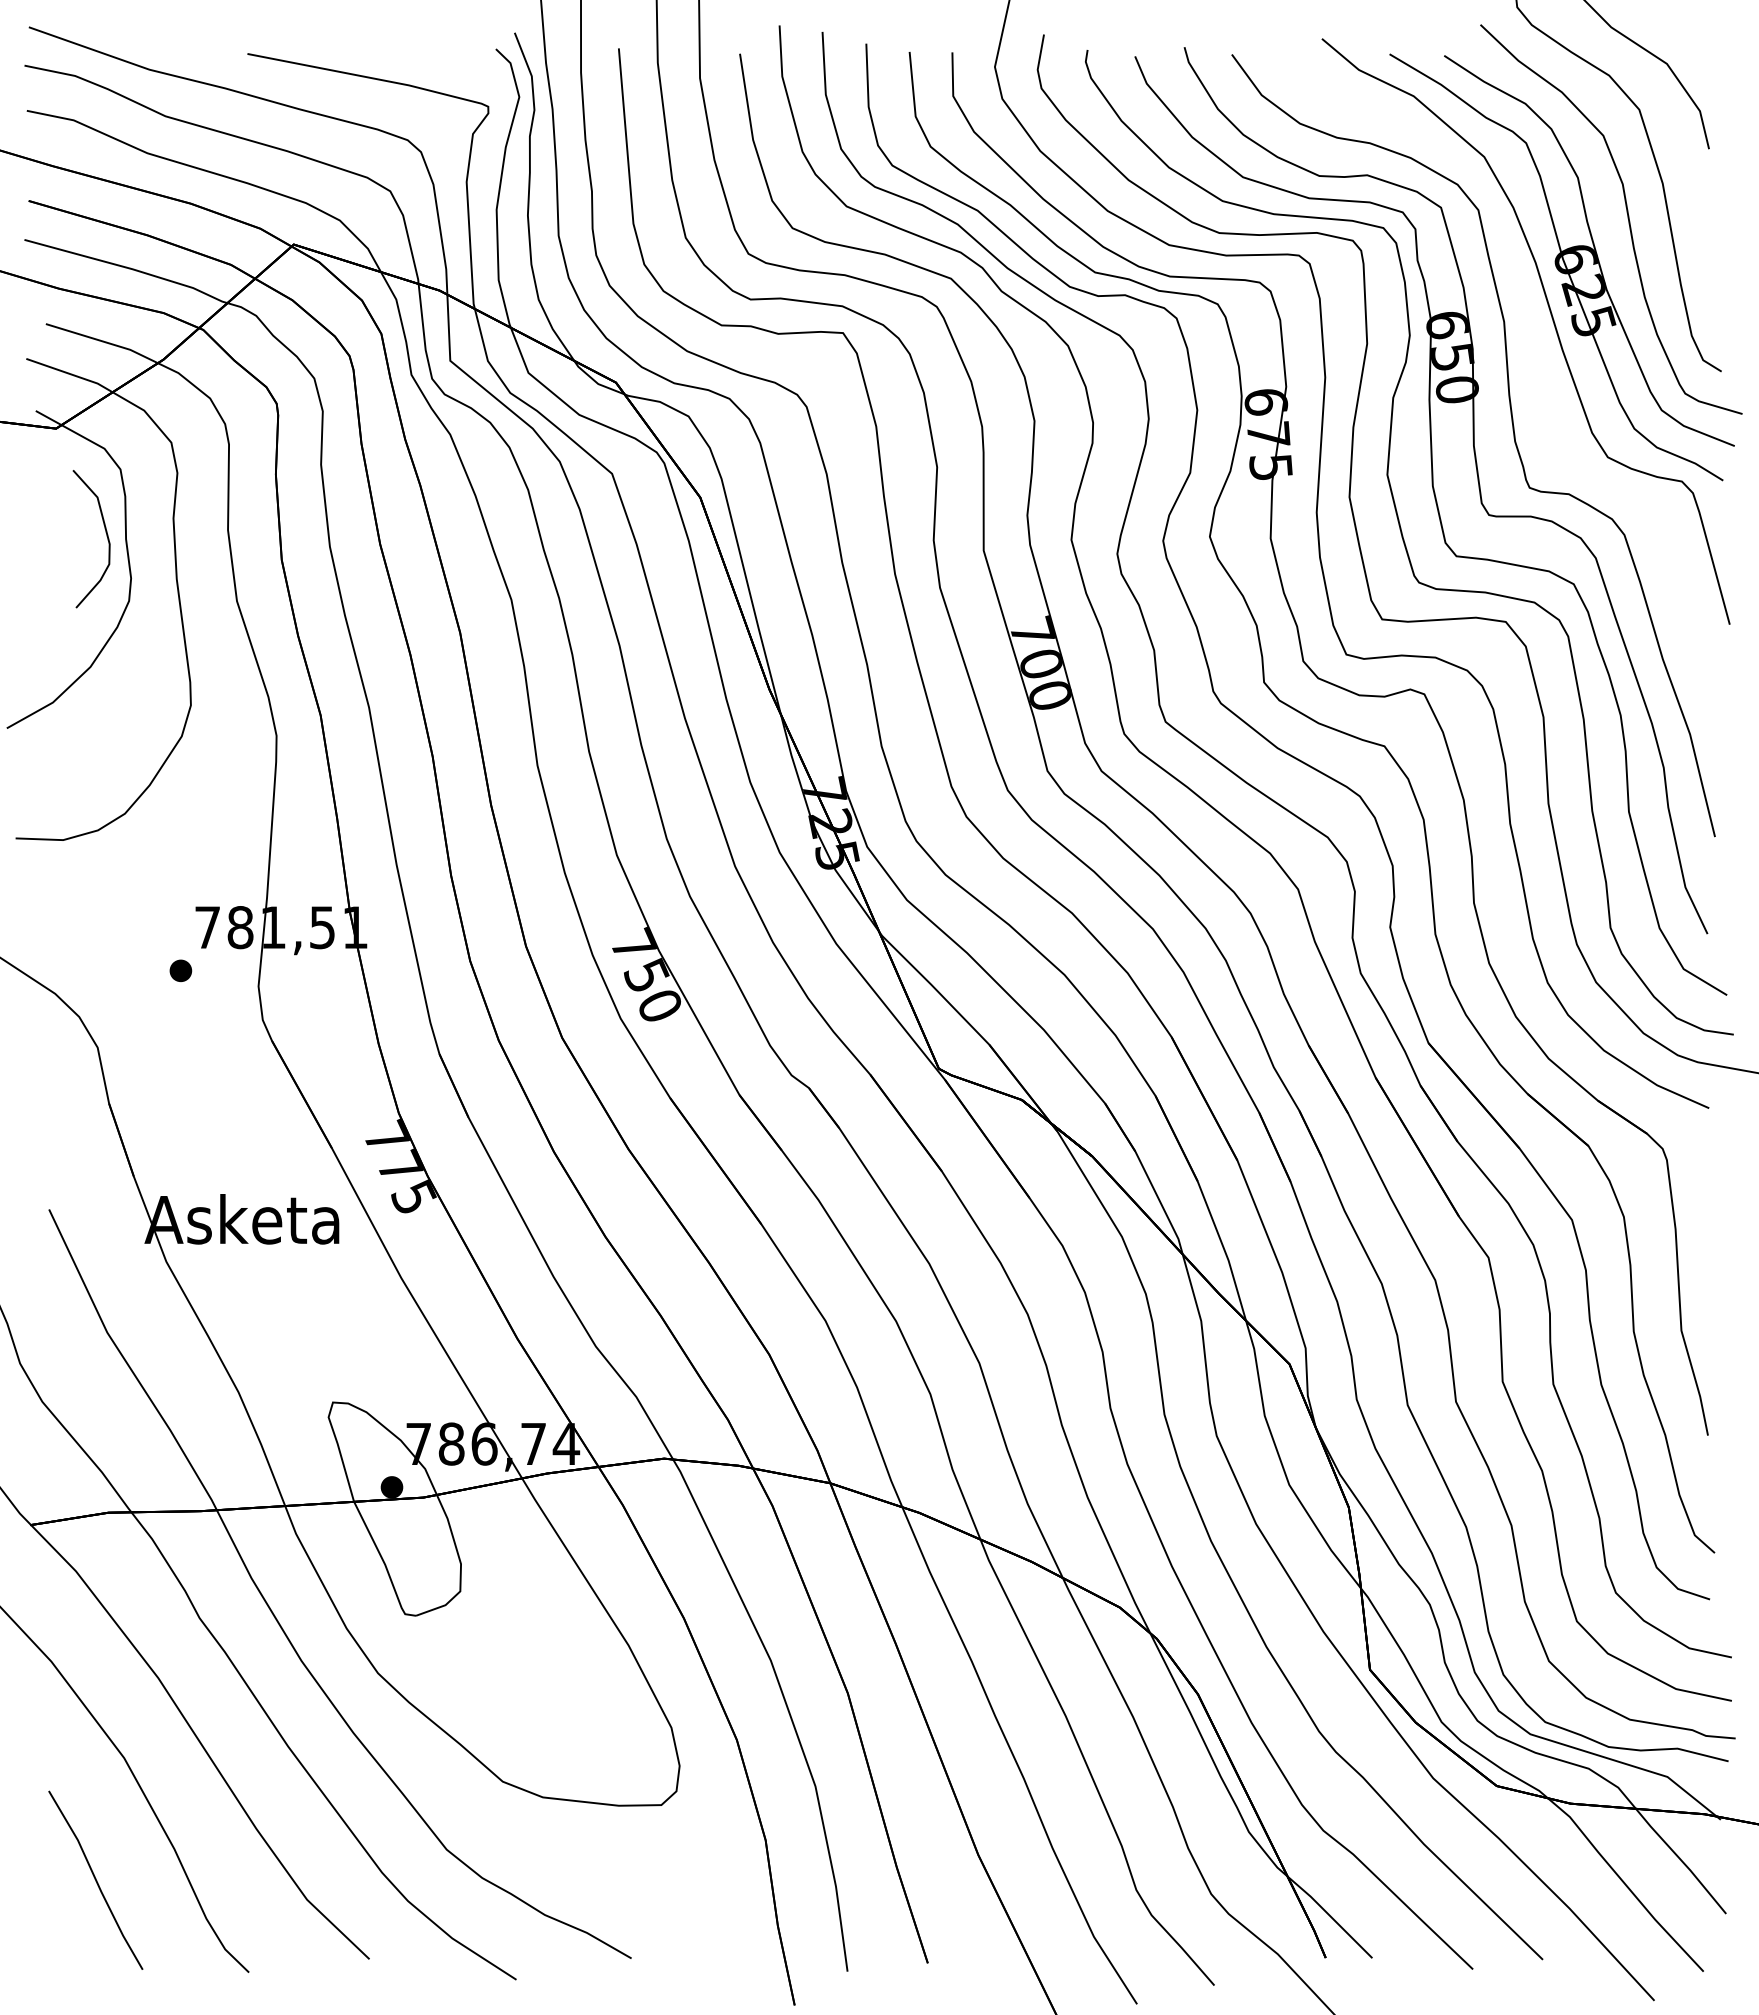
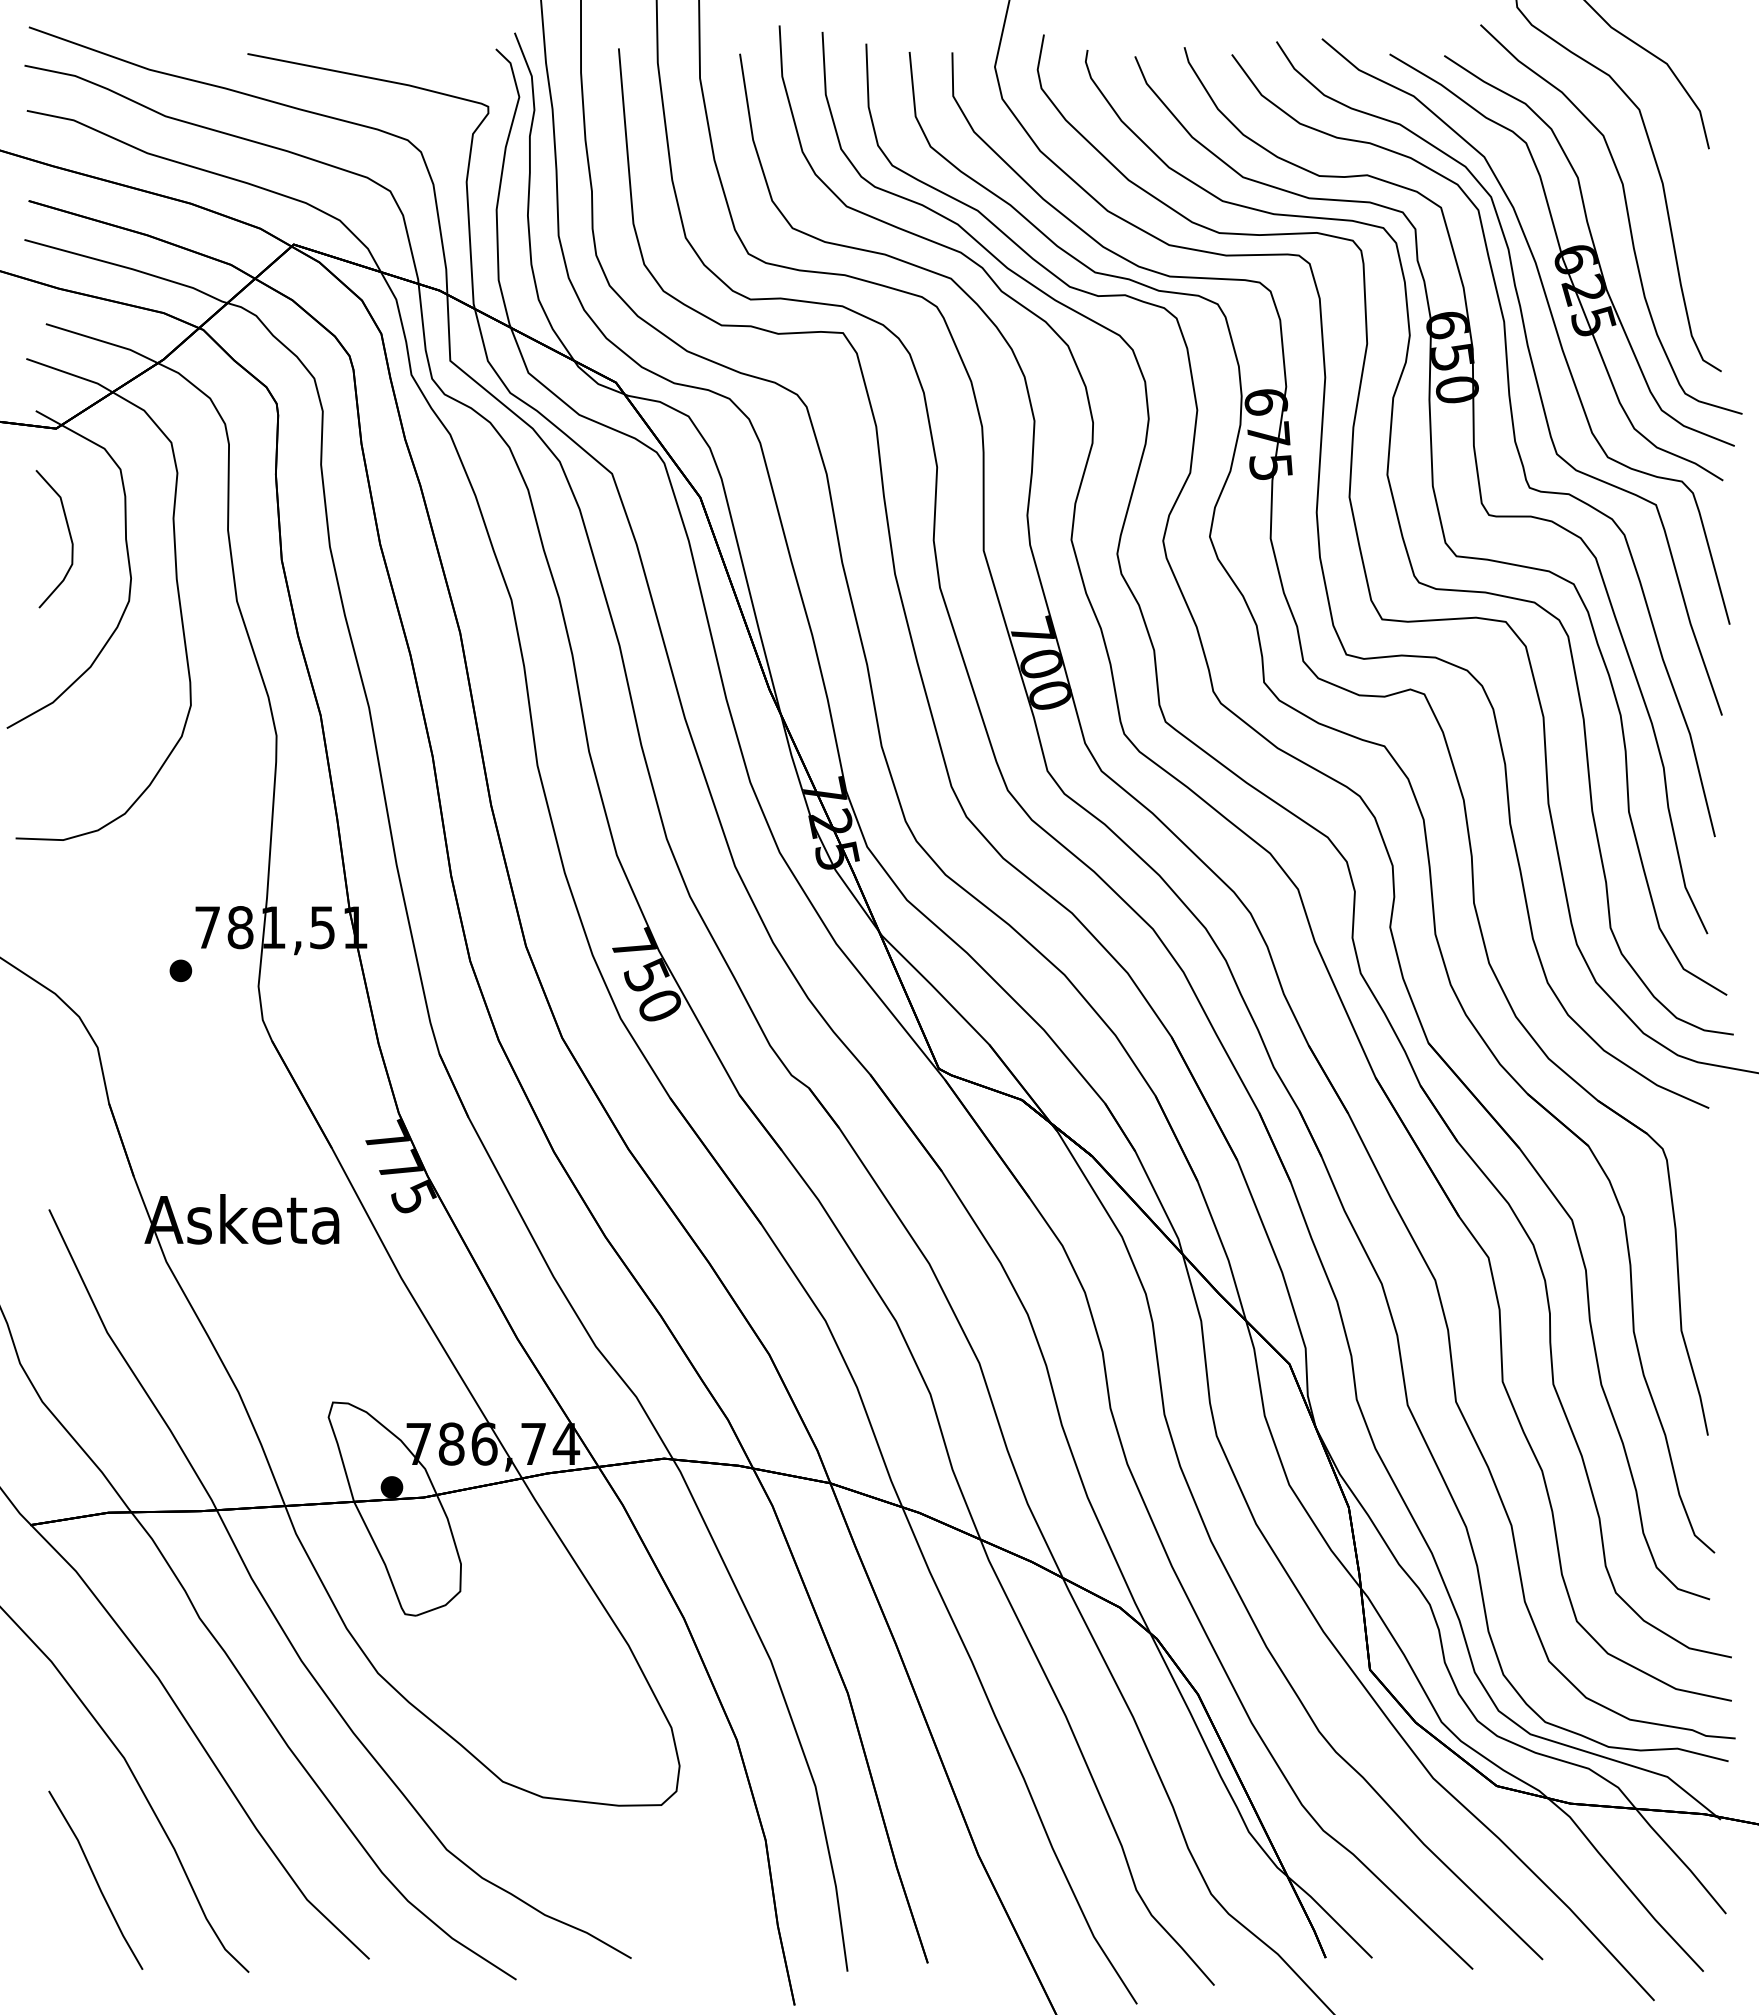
part: none -> present (1532, 369)
curve position: (106, 536) -> (69, 536) (69, 536)
